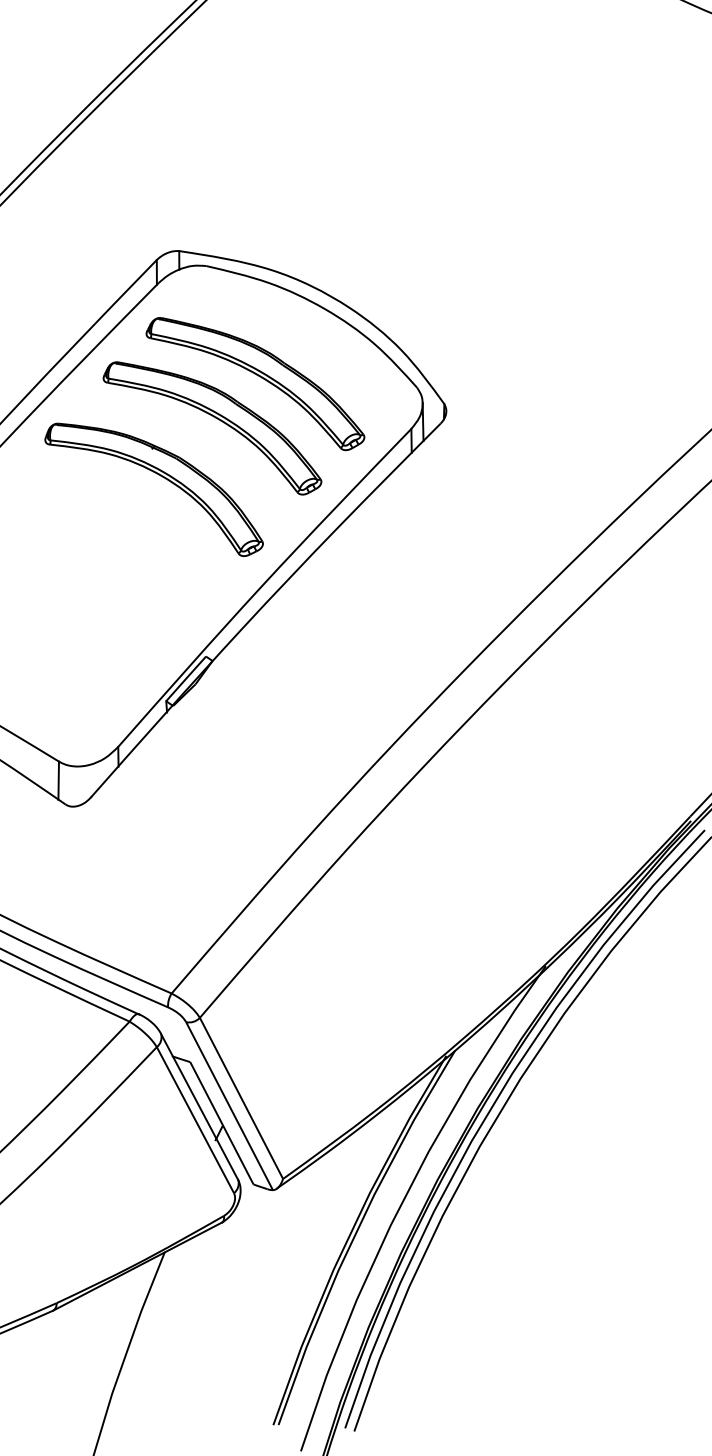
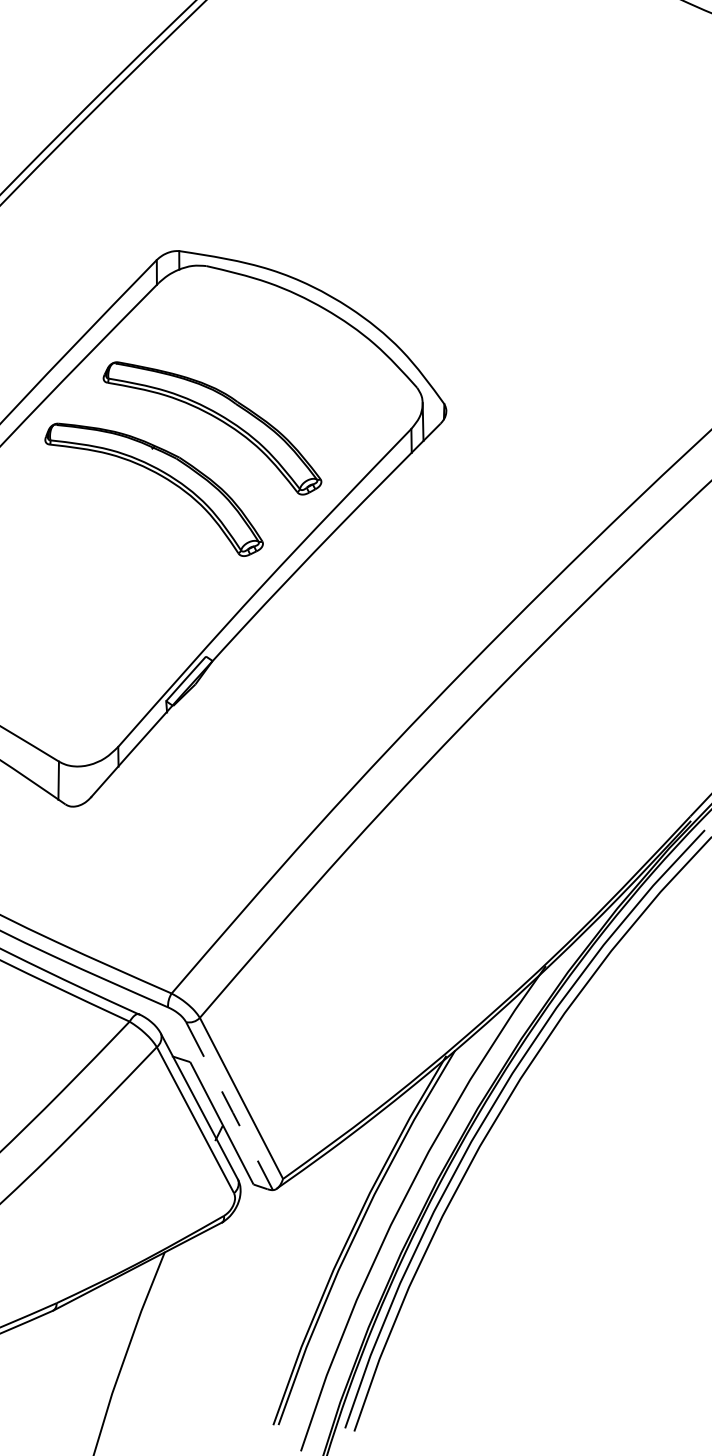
part: present -> none (259, 377)
line: solid -> dashed (230, 1107)
